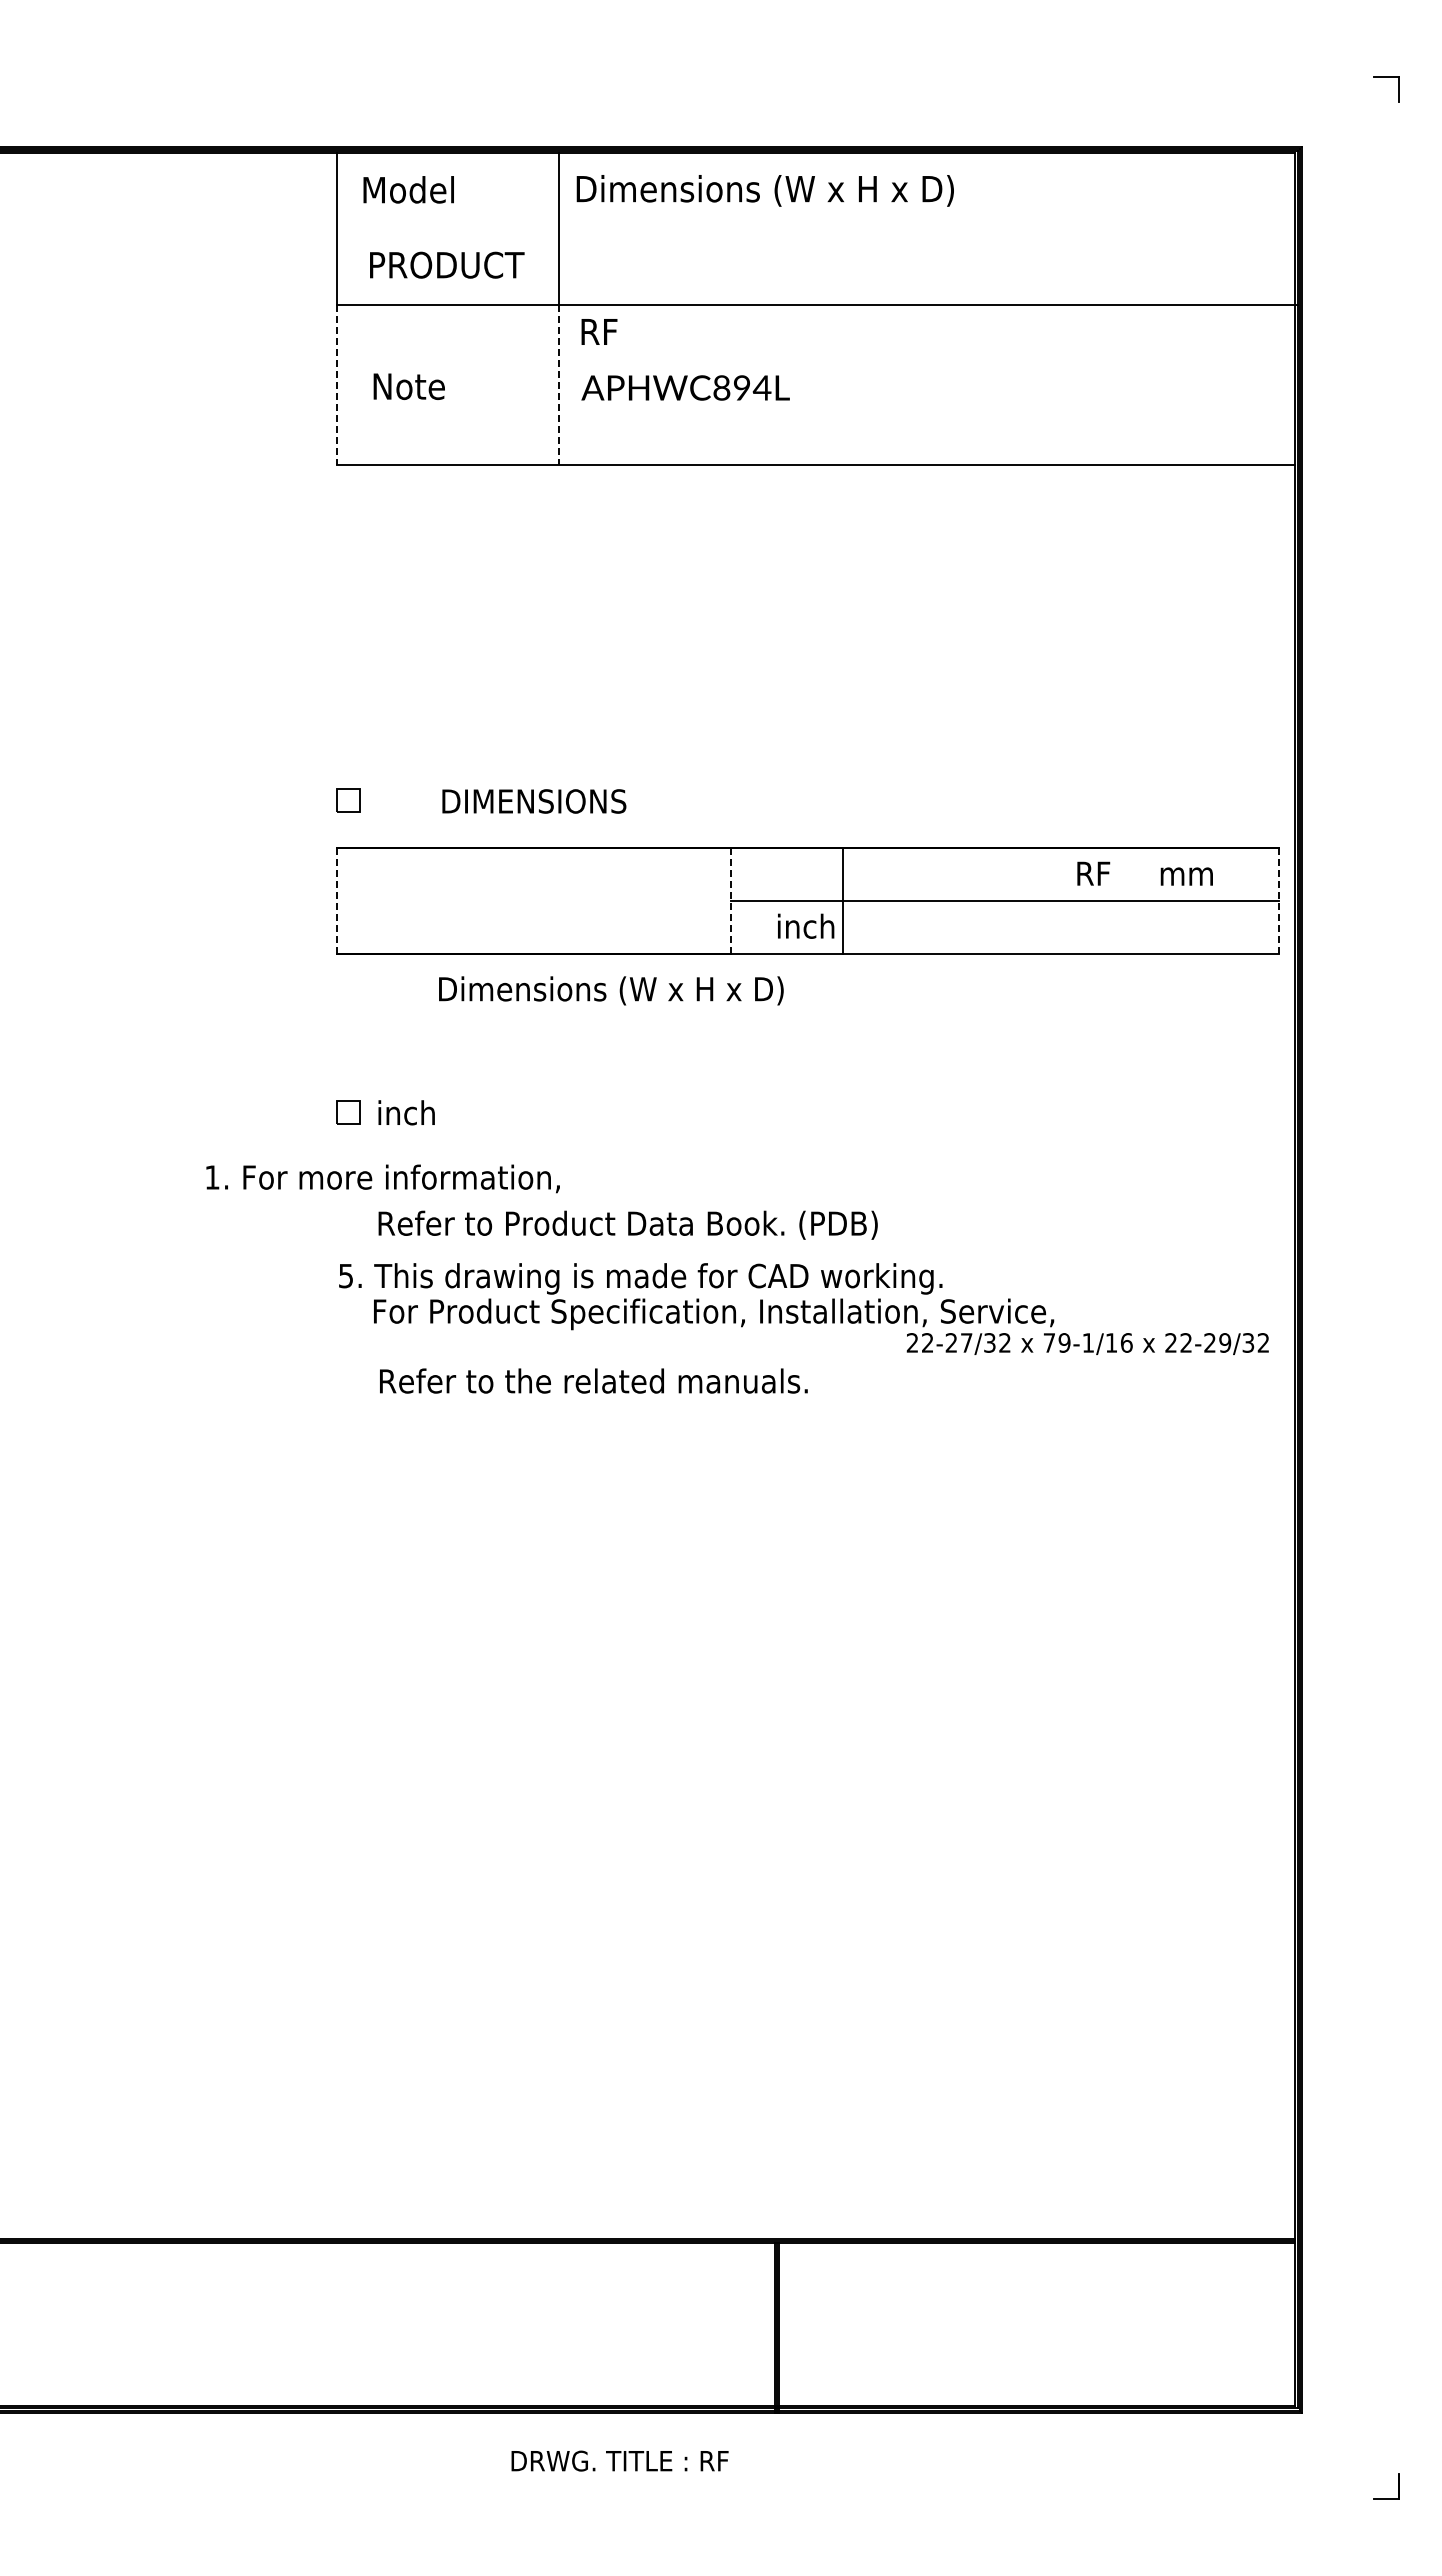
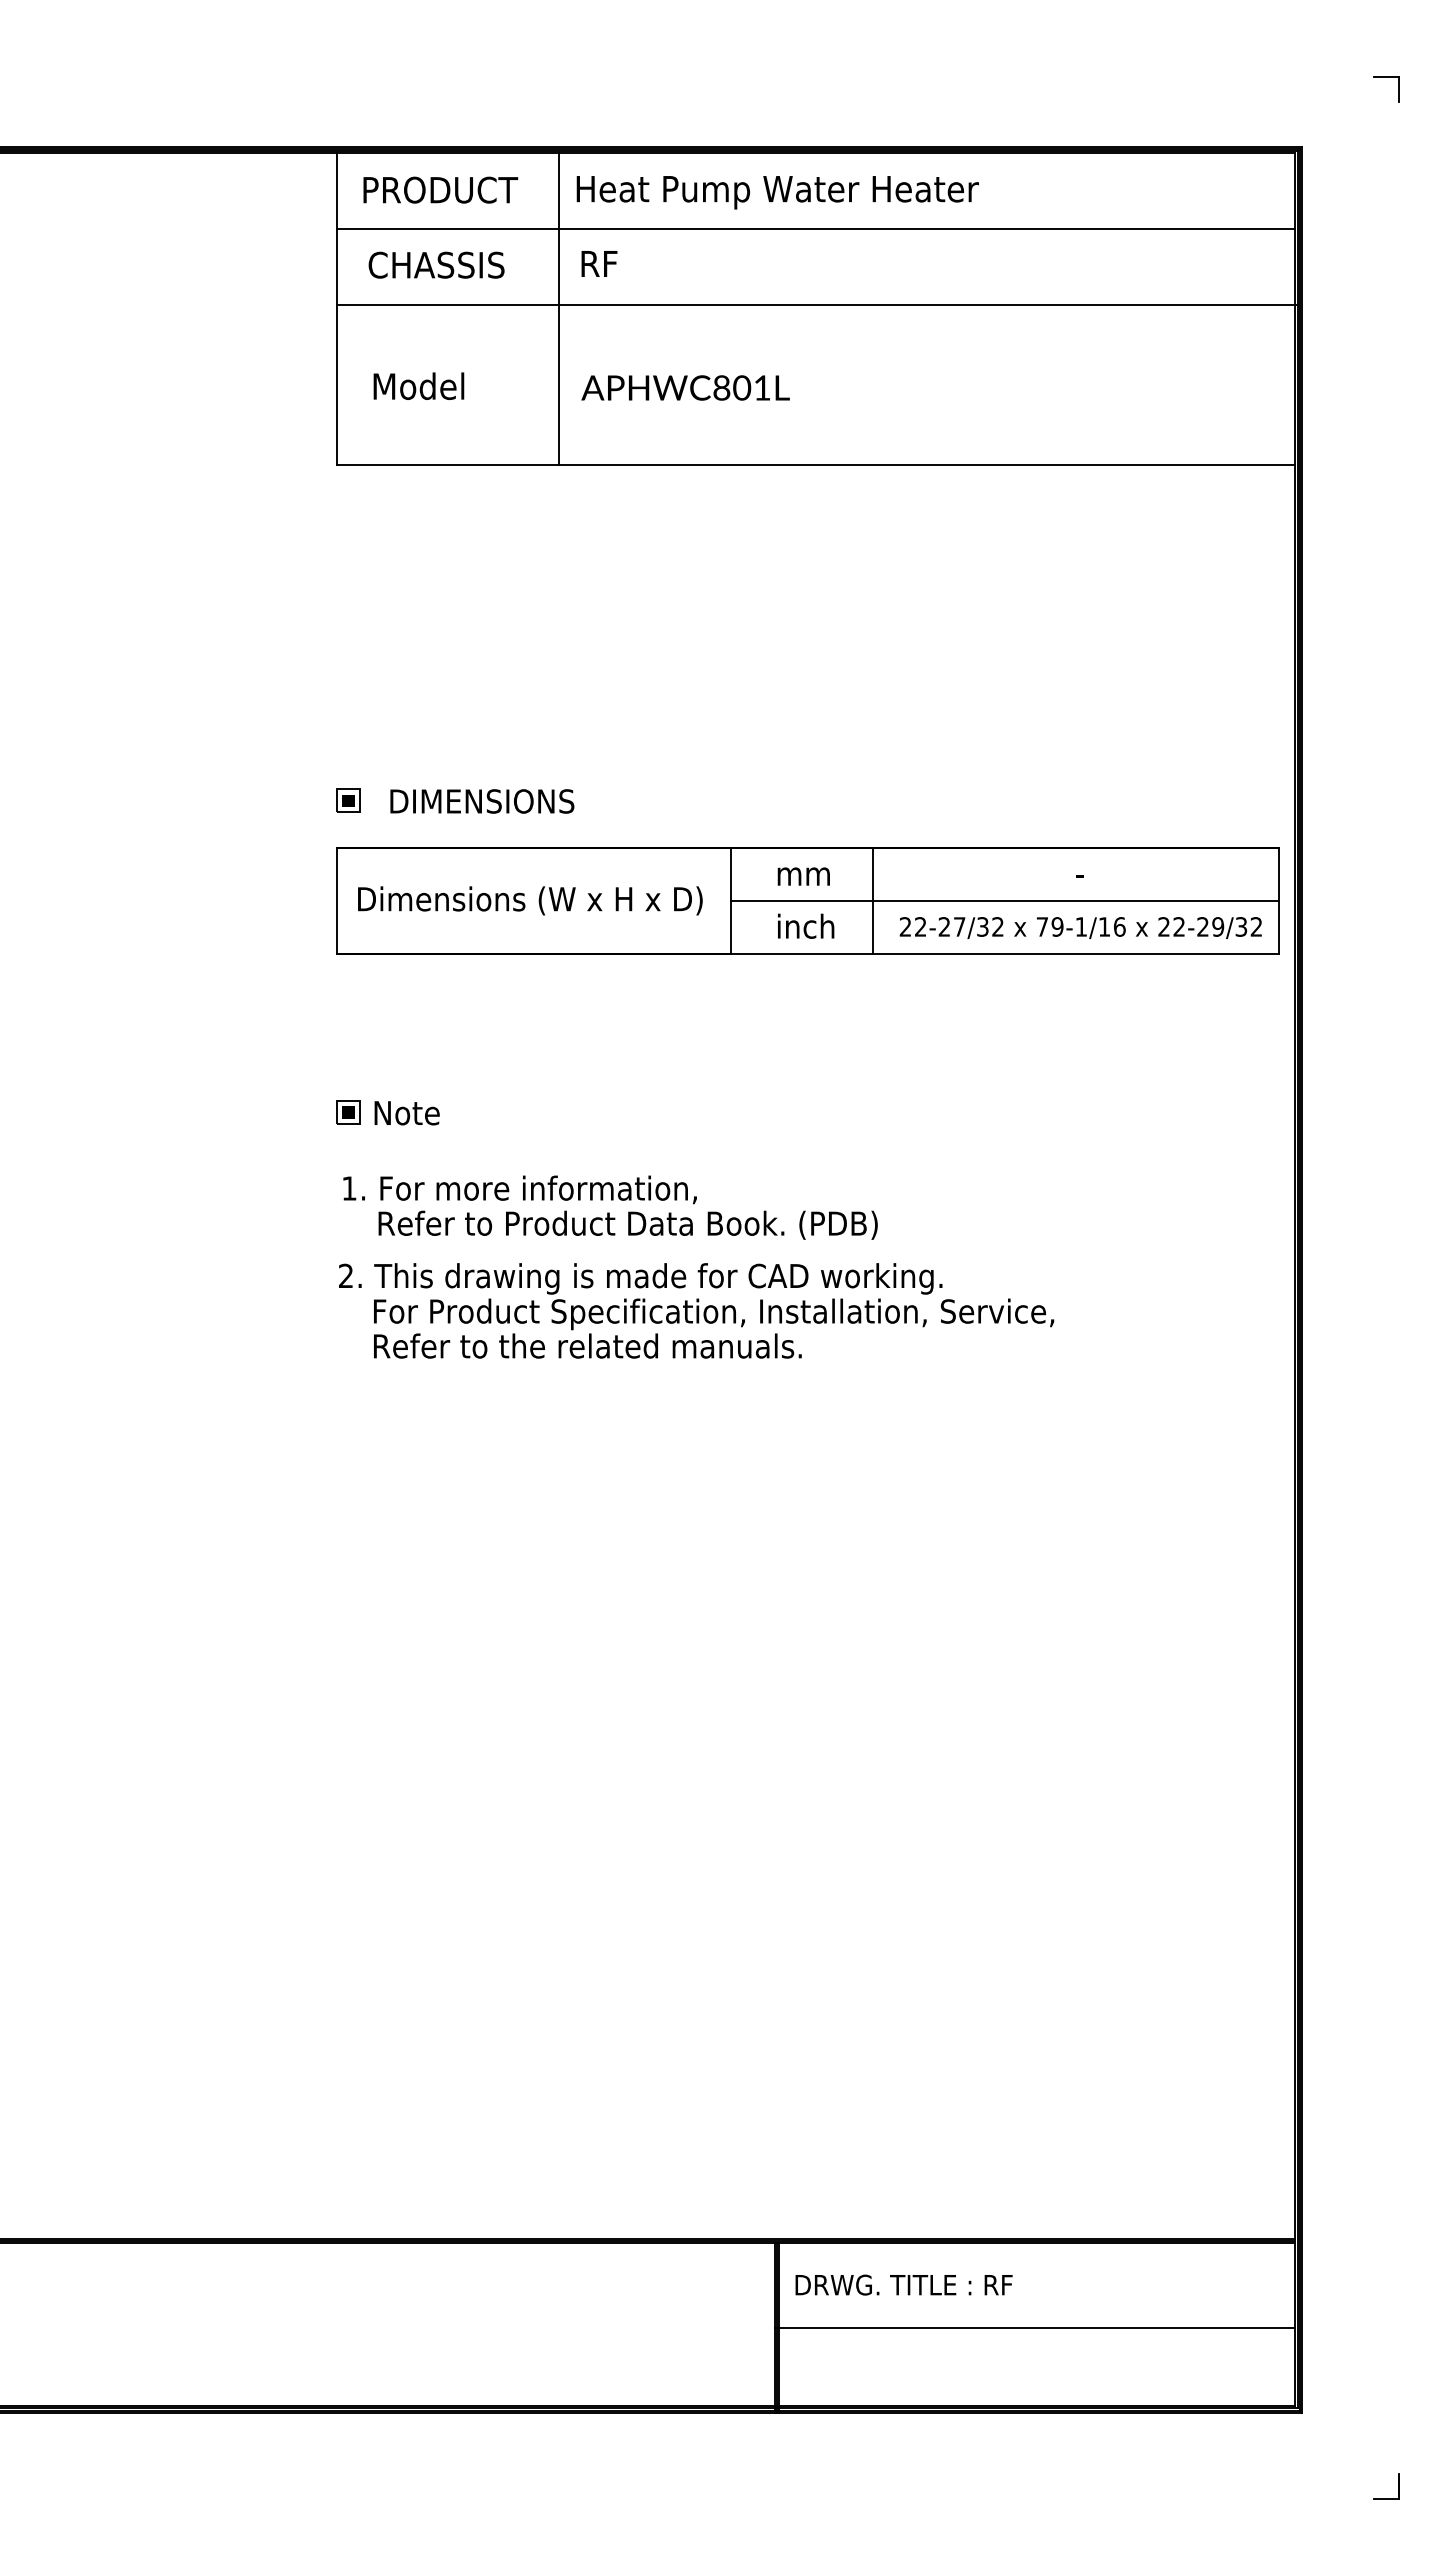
text: Model -> PRODUCT (442, 189)
text: Dimensions (W x H x D) -> Heat Pump Water Heater (779, 192)
line: none -> present (815, 229)
text: PRODUCT -> CHASSIS (446, 264)
text position: (599, 331) -> (599, 263) (599, 263)
line: dashed -> solid (336, 385)
line: dashed -> solid (559, 385)
text: Note -> Model (420, 386)
text: APHWC894L -> APHWC801L (752, 387)
fill: none -> present (348, 800)
text position: (534, 801) -> (482, 801) (482, 801)
text: RF -> - (1093, 873)
text position: (1186, 876) -> (803, 876) (803, 876)
line: dashed -> solid (336, 900)
line: dashed -> solid (730, 900)
line position: (843, 900) -> (873, 900) (873, 900)
line: dashed -> solid (1279, 900)
text position: (611, 990) -> (530, 900) (530, 900)
fill: none -> present (348, 1112)
text: inch -> Note (406, 1112)
text position: (382, 1178) -> (519, 1189) (519, 1189)
text: 5. -> 2. (345, 1275)
text position: (1087, 1343) -> (1080, 927) (1080, 927)
text position: (593, 1380) -> (587, 1345) (587, 1345)
line: none -> present (1034, 2327)
text position: (619, 2460) -> (903, 2284) (903, 2284)
